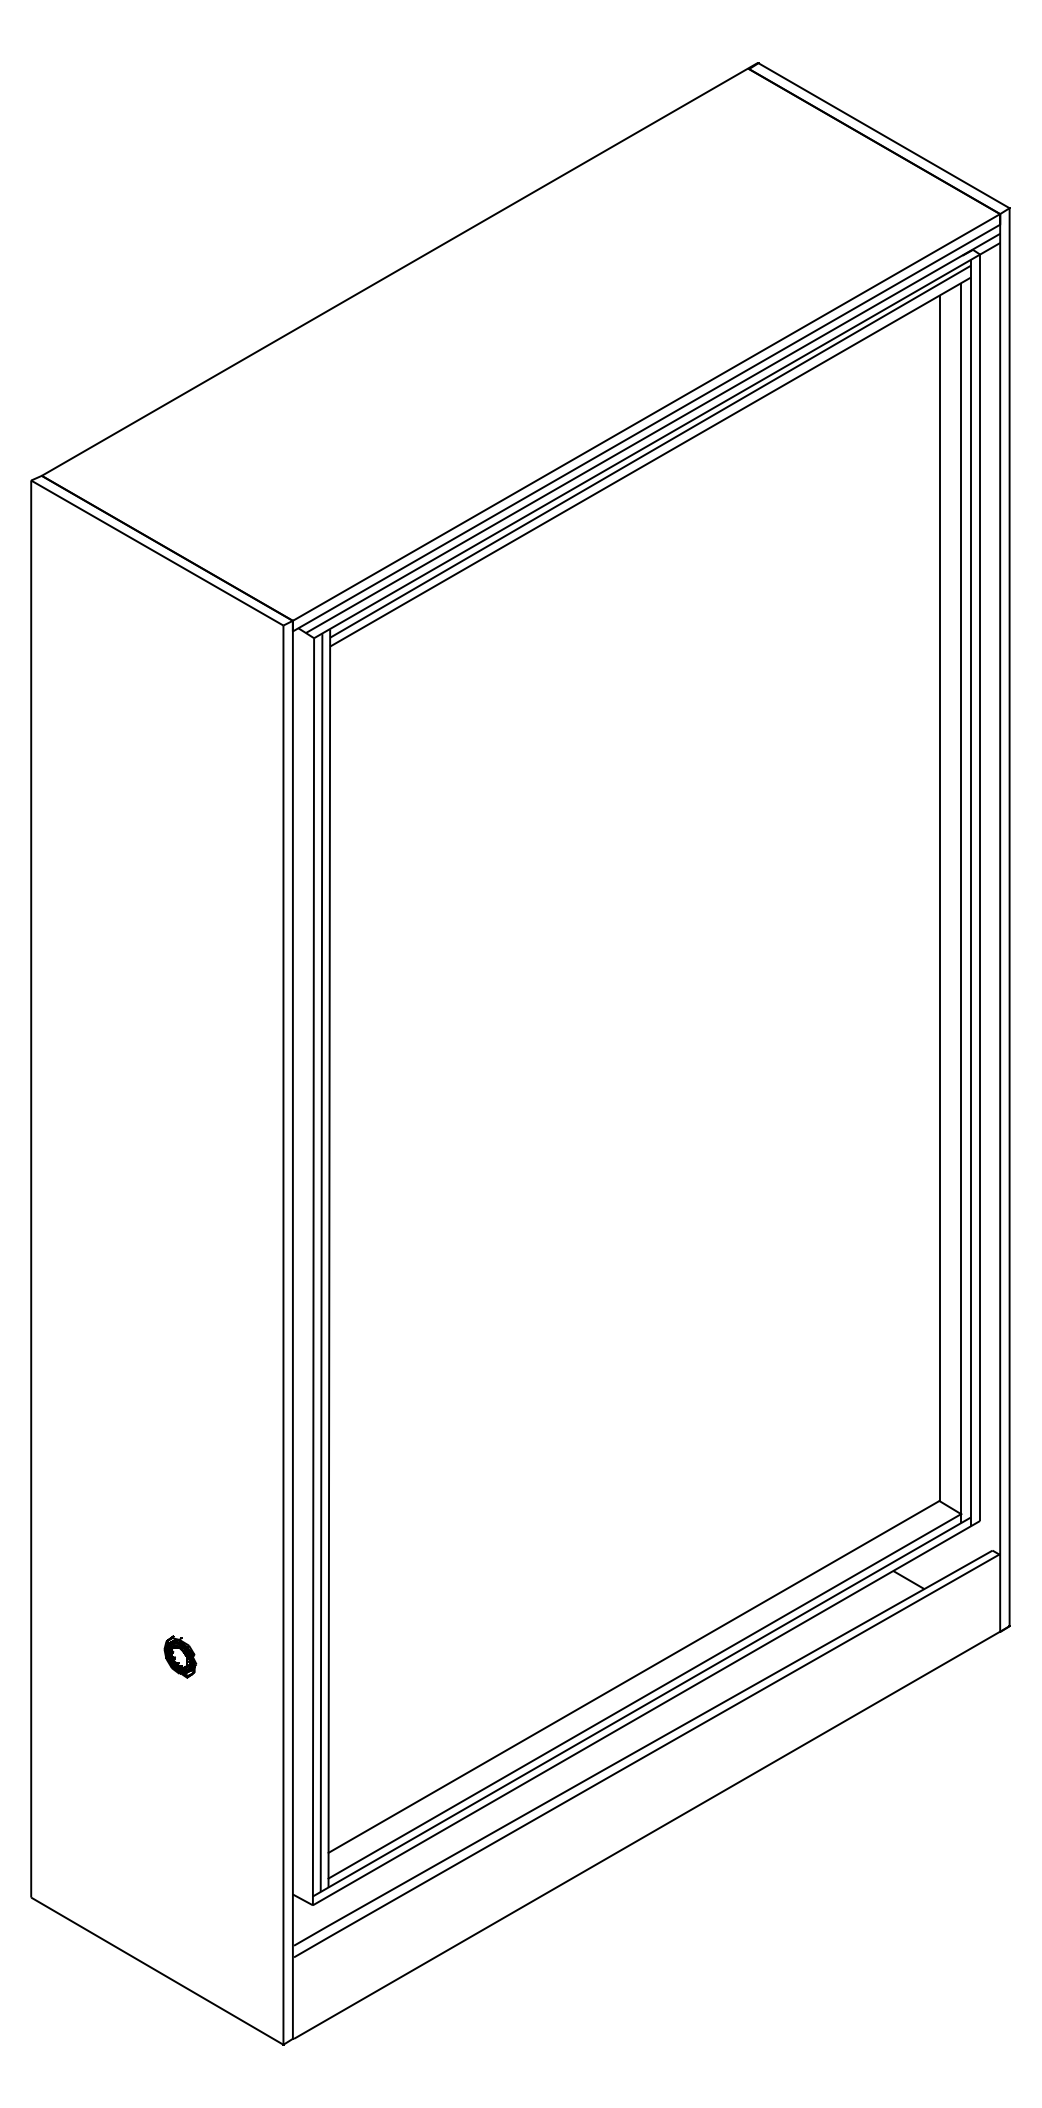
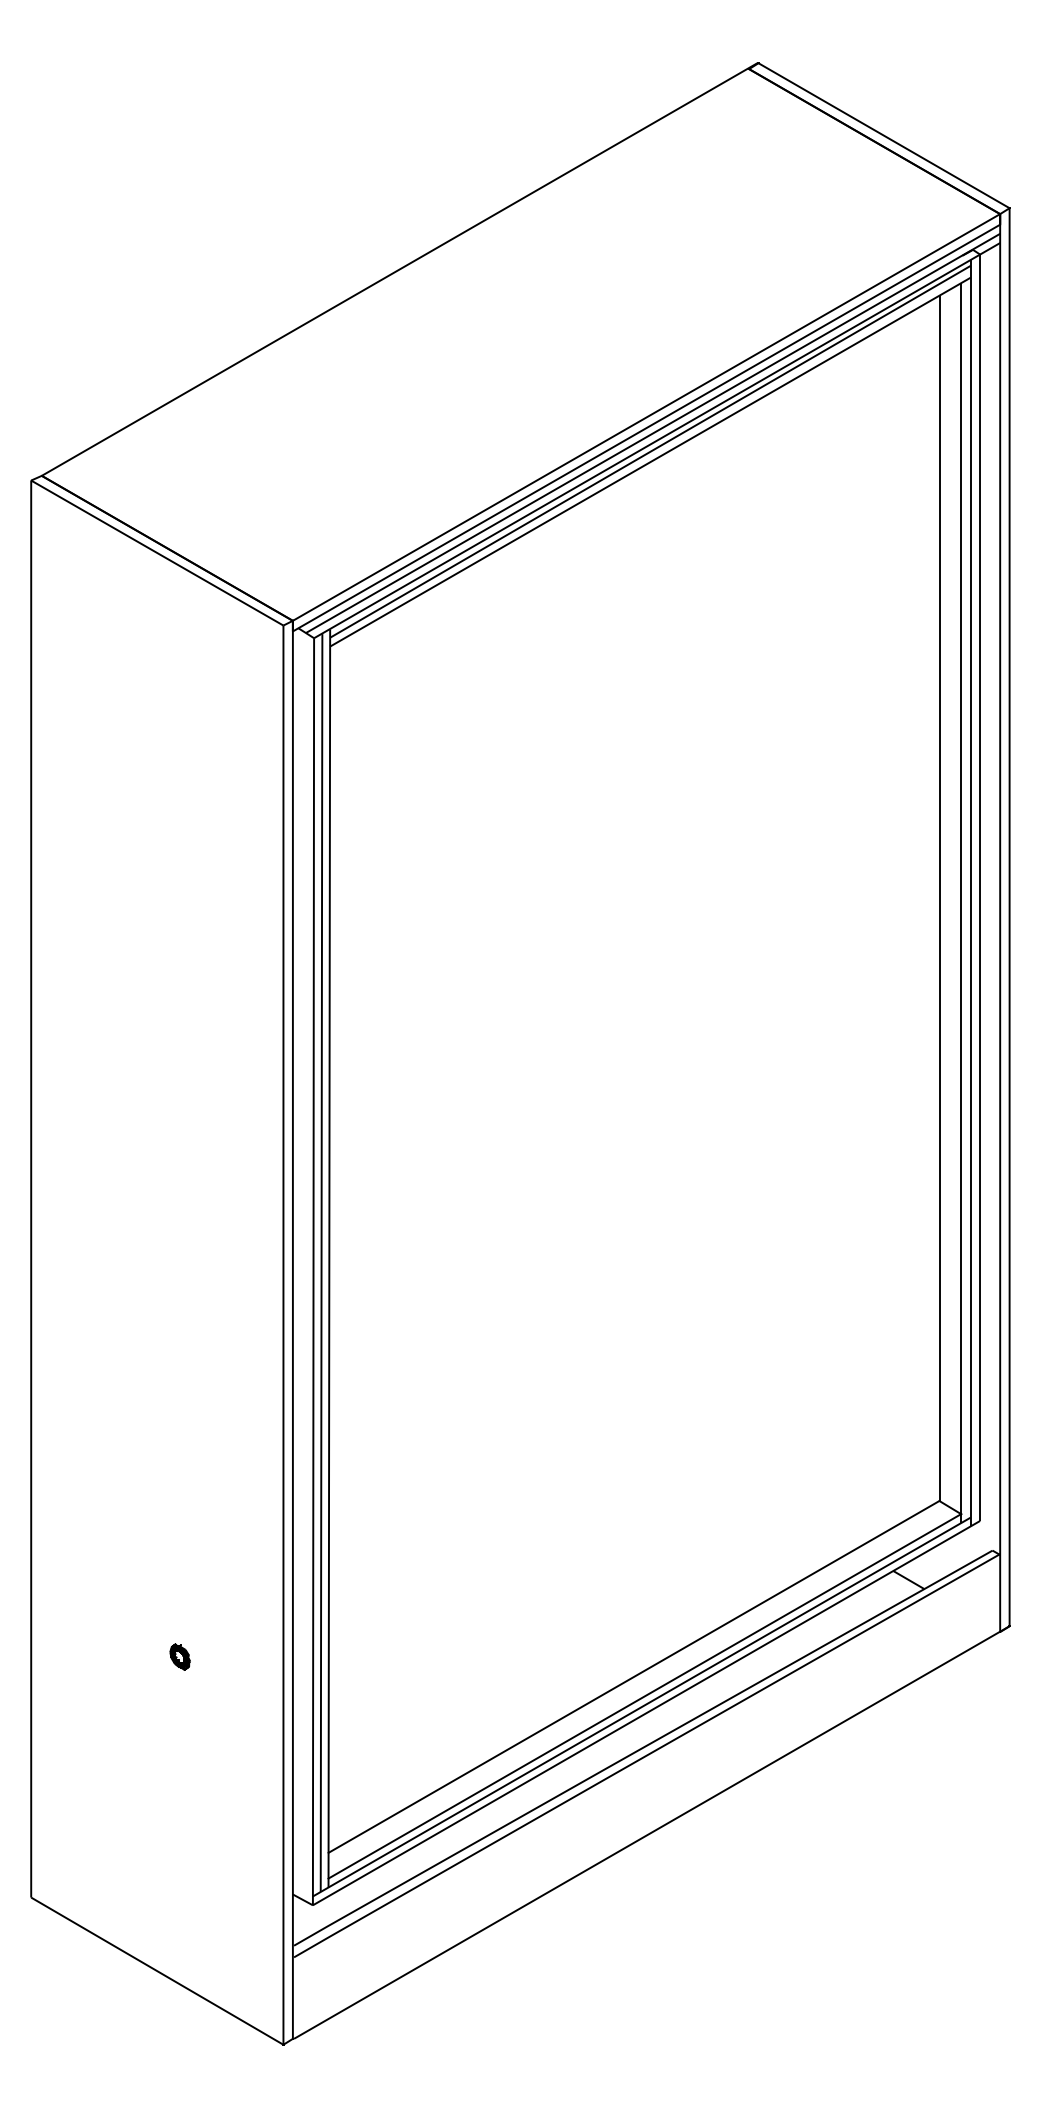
part size: 35x44 px -> 22x28 px (179, 1656)
